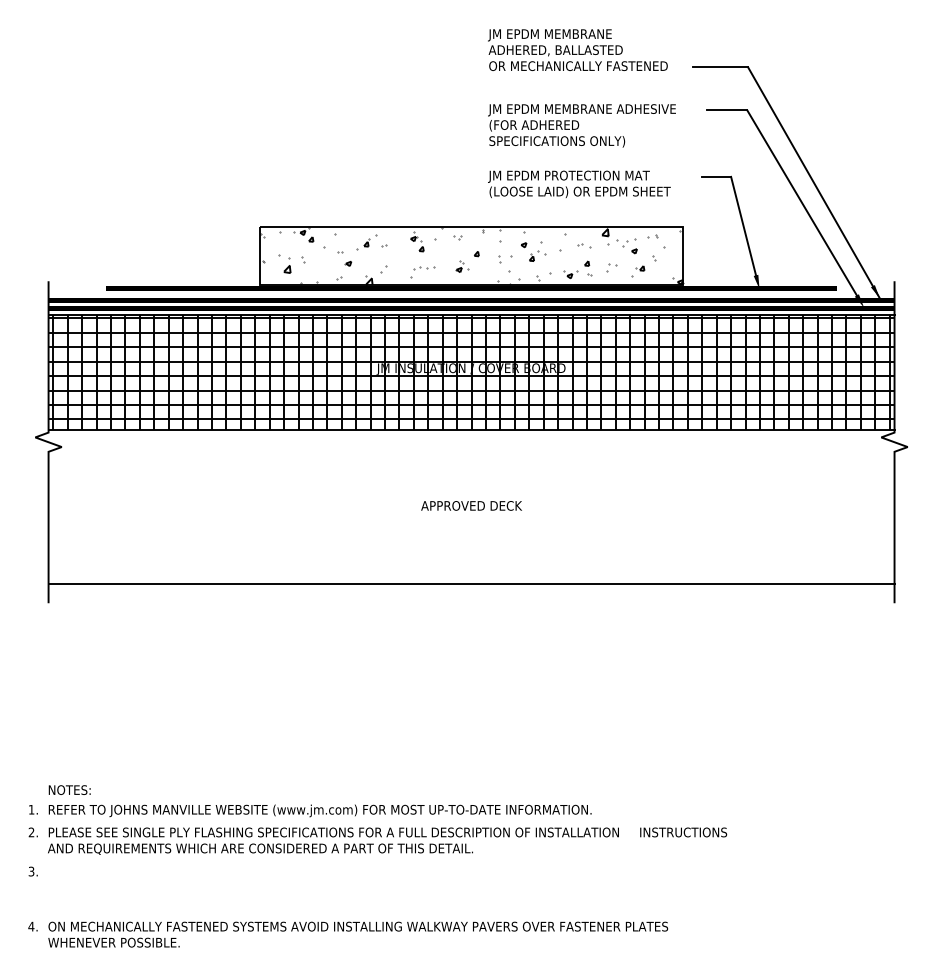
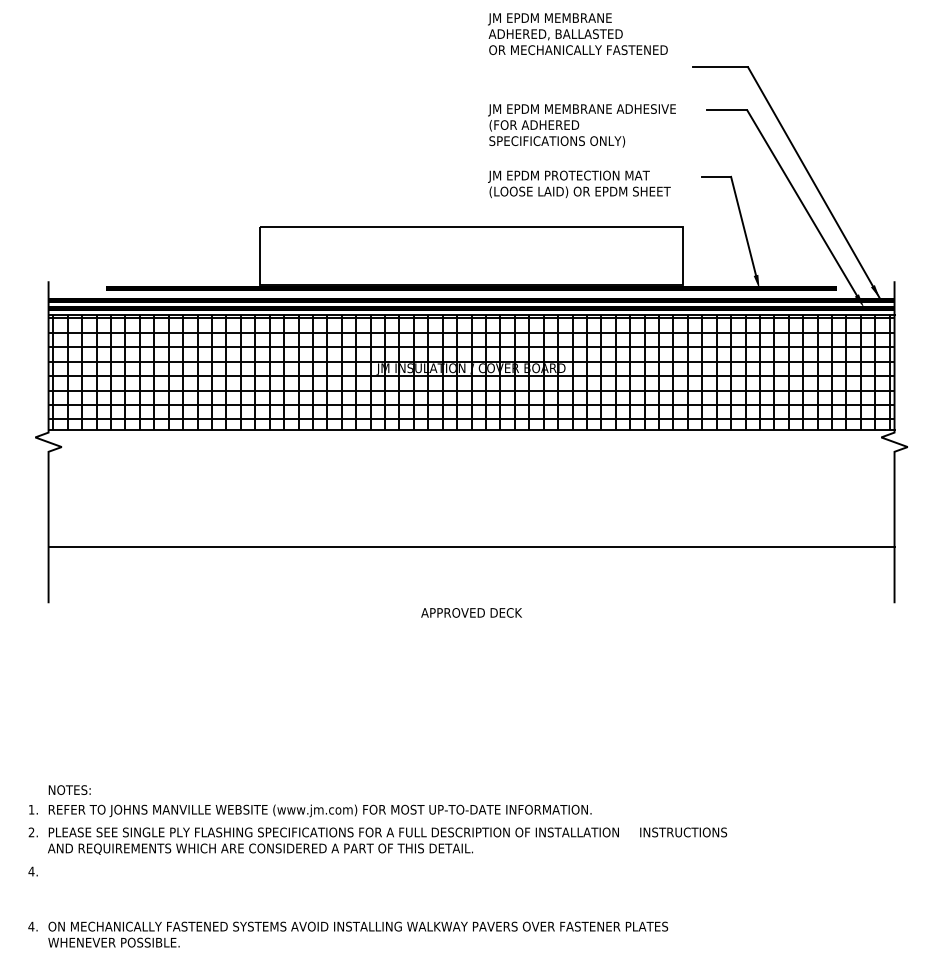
text position: (577, 49) -> (577, 33) (577, 33)
hatch: present -> none (471, 256)
text position: (471, 505) -> (471, 612) (471, 612)
line position: (471, 584) -> (471, 547) (471, 547)
text: 3. -> 4. (31, 871)
